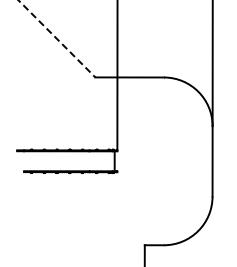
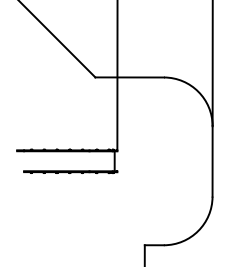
line: dashed -> solid (57, 39)
